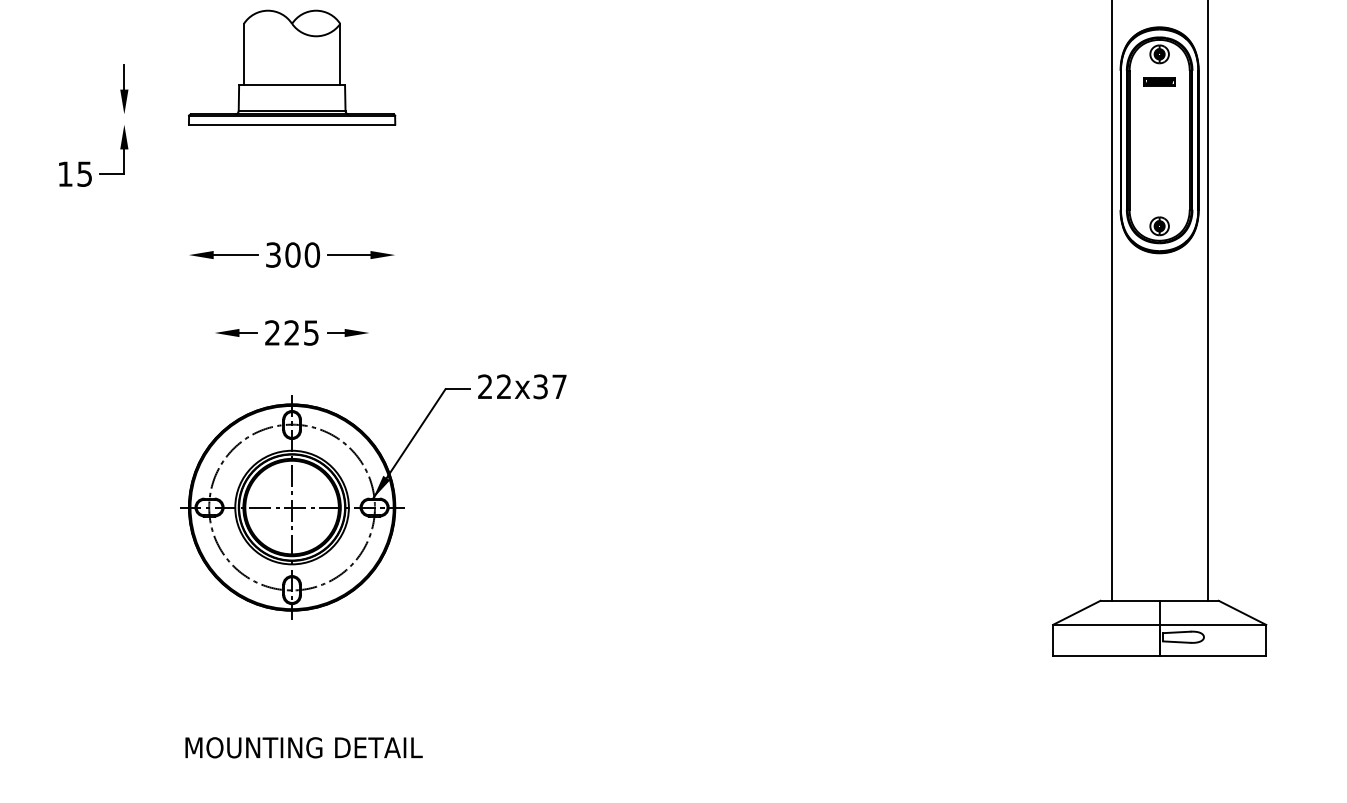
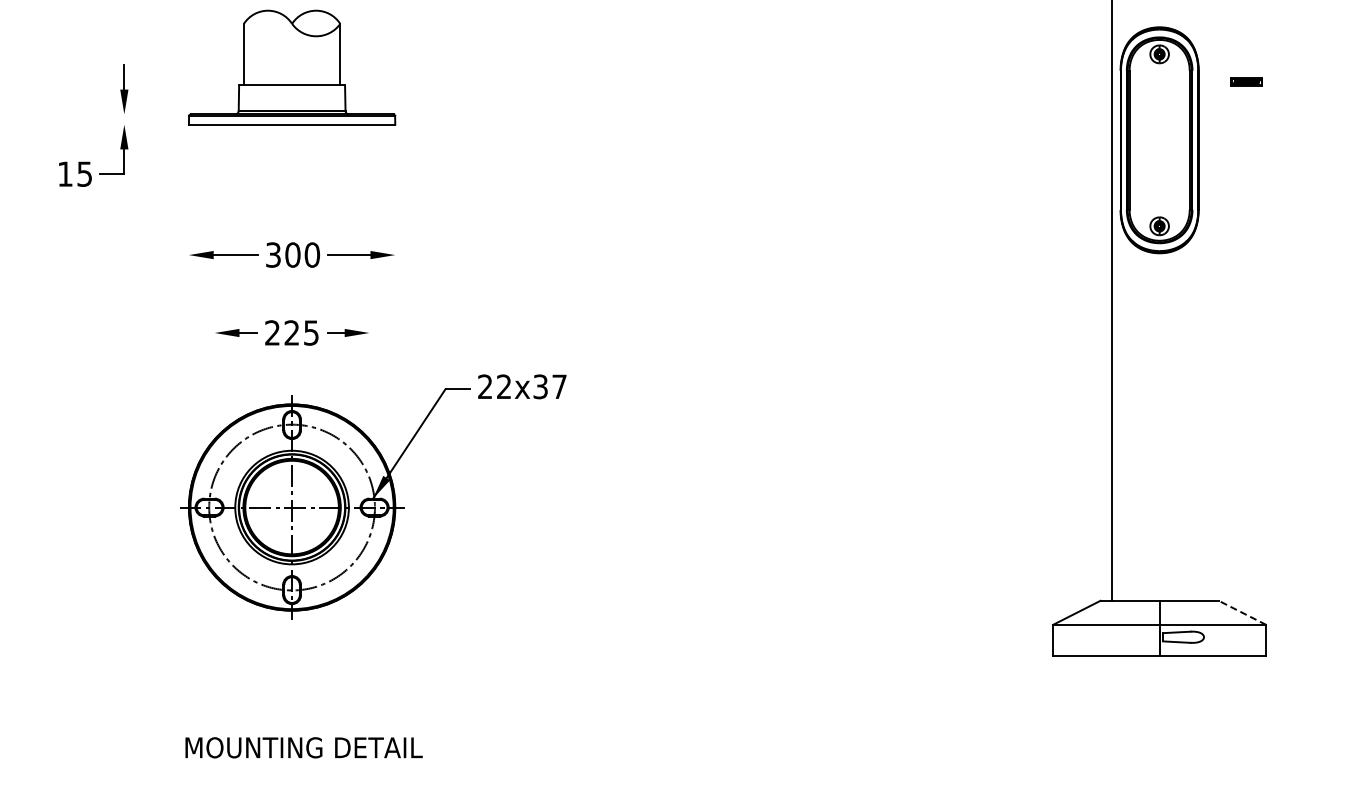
part position: (1159, 81) -> (1246, 81) (1246, 81)
line: present -> none (1207, 301)
line: solid -> dashed (1242, 612)
